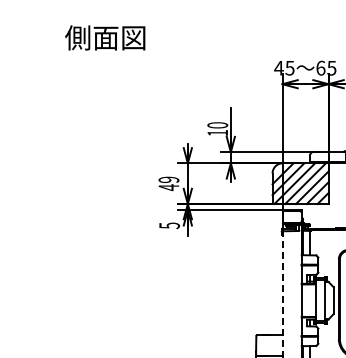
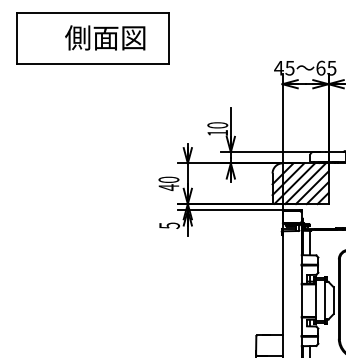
part: none -> present (92, 38)
text: 49 -> 40 (168, 179)
line: dashed -> solid (282, 294)
